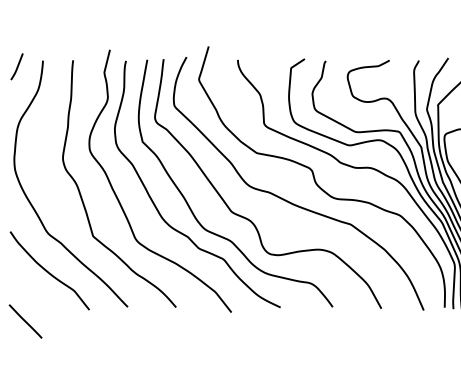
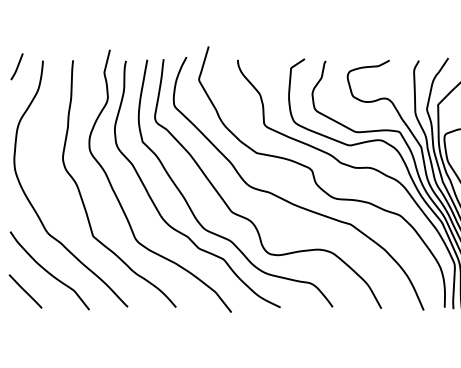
line position: (25, 321) -> (25, 291) (25, 291)
